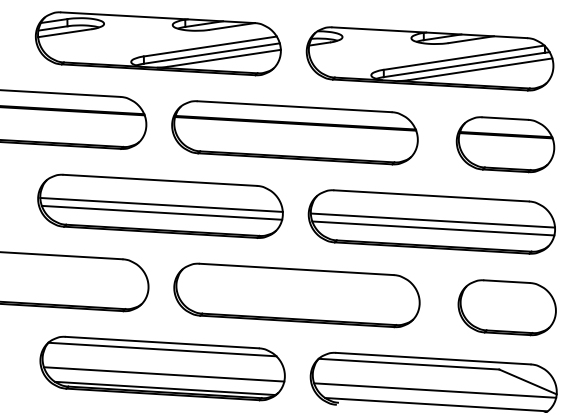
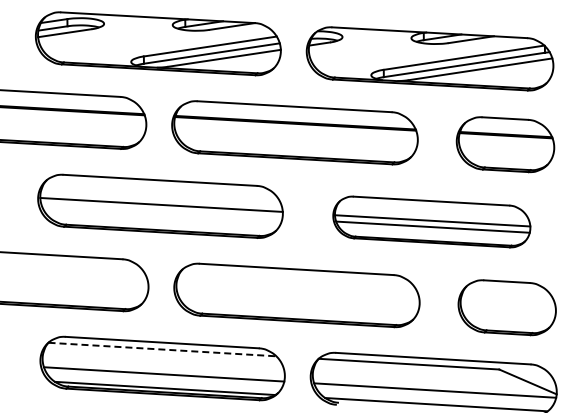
line: present -> none (161, 212)
part size: 249x66 px -> 200x54 px (431, 221)
line: solid -> dashed (162, 349)
